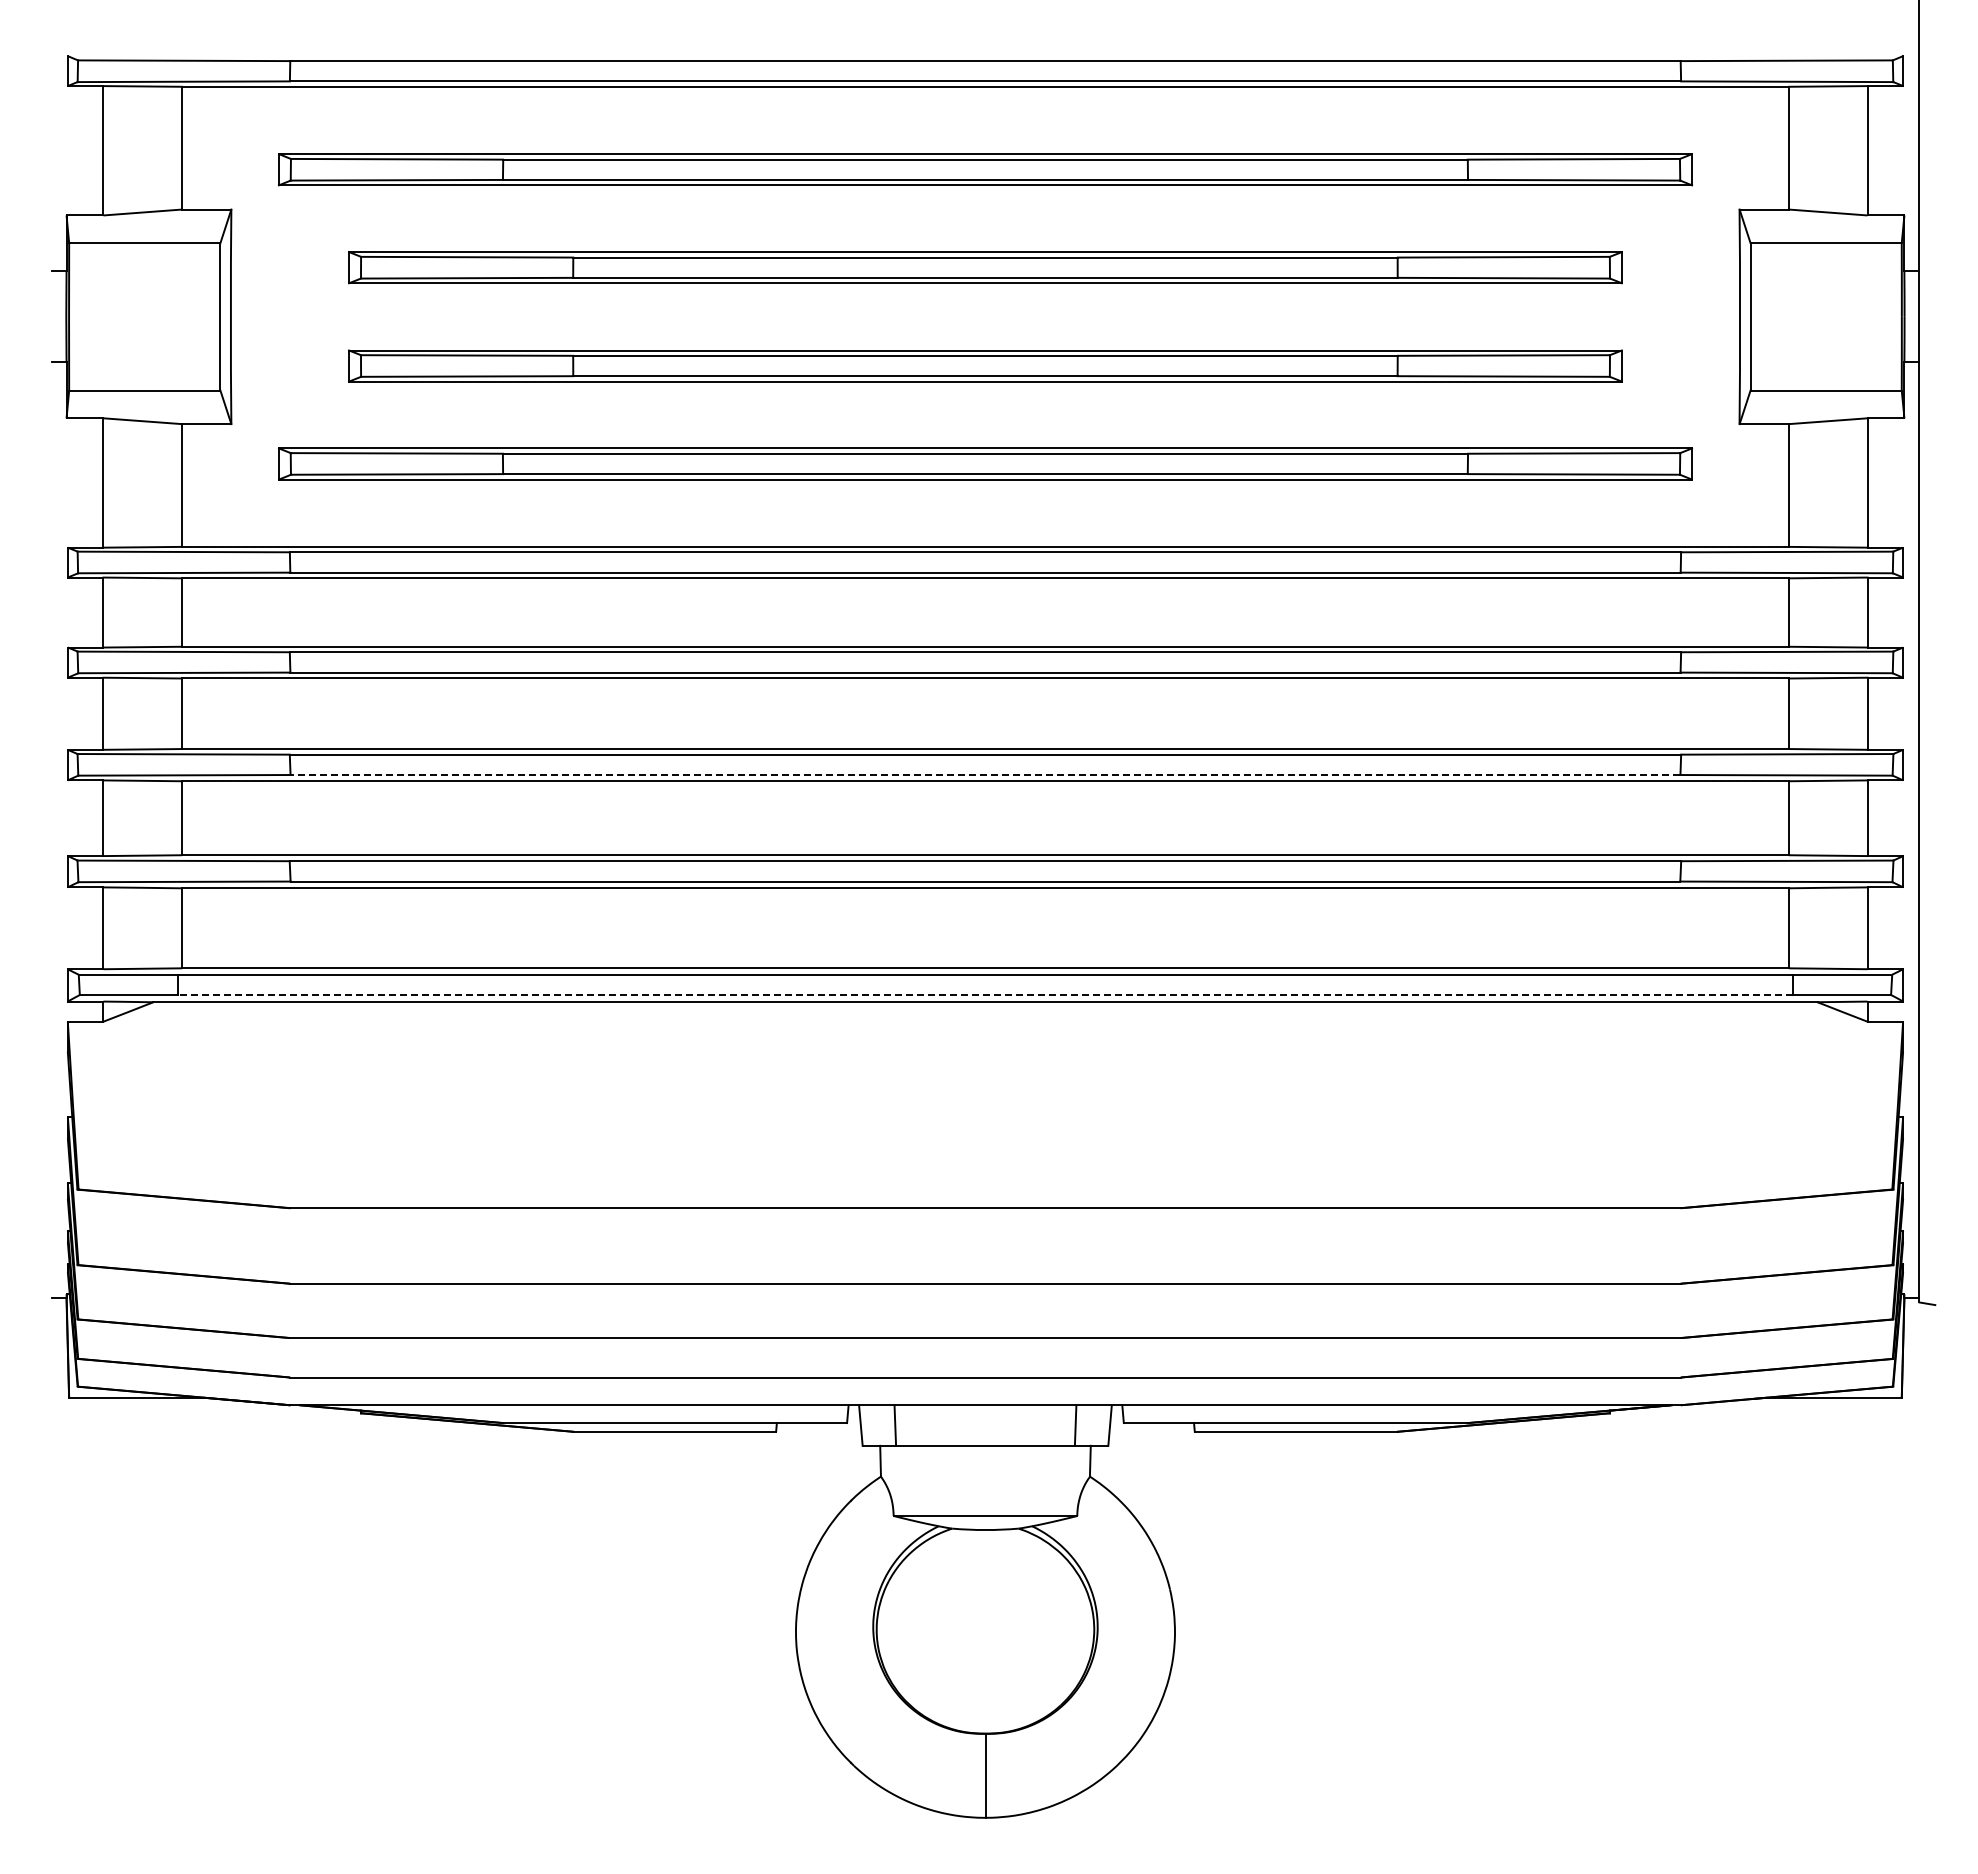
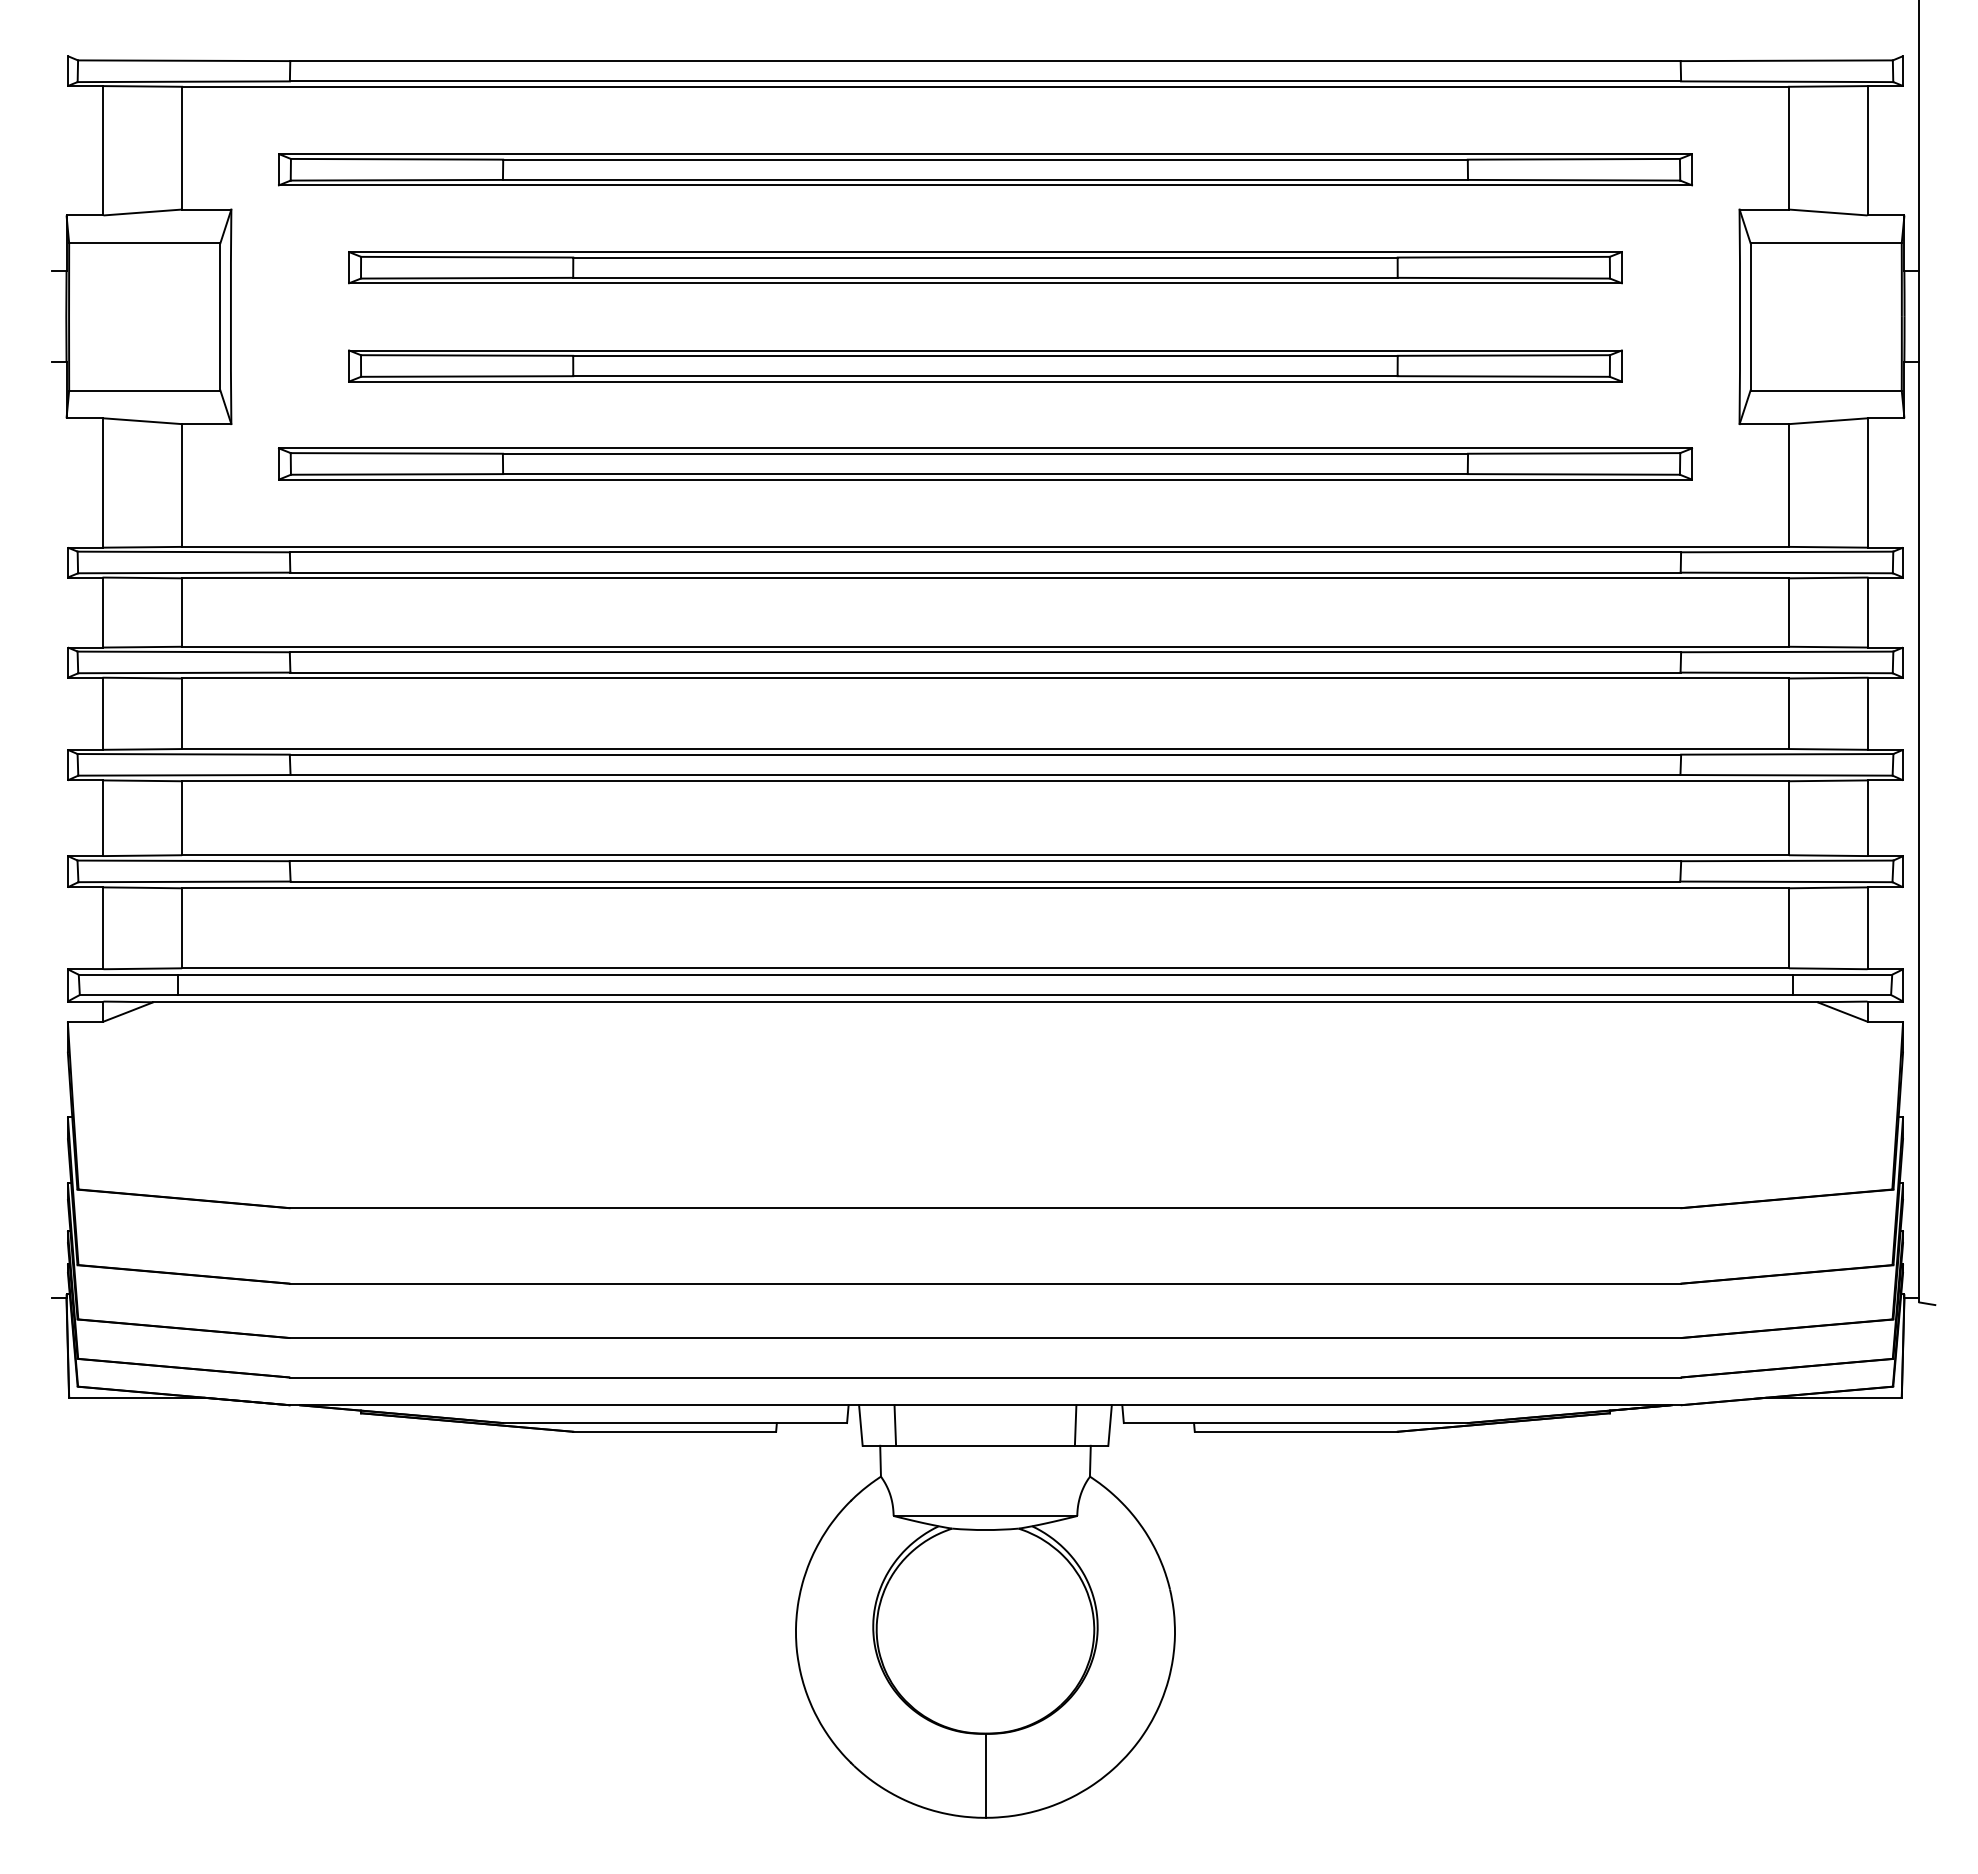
line: dashed -> solid (985, 775)
line: dashed -> solid (985, 994)
